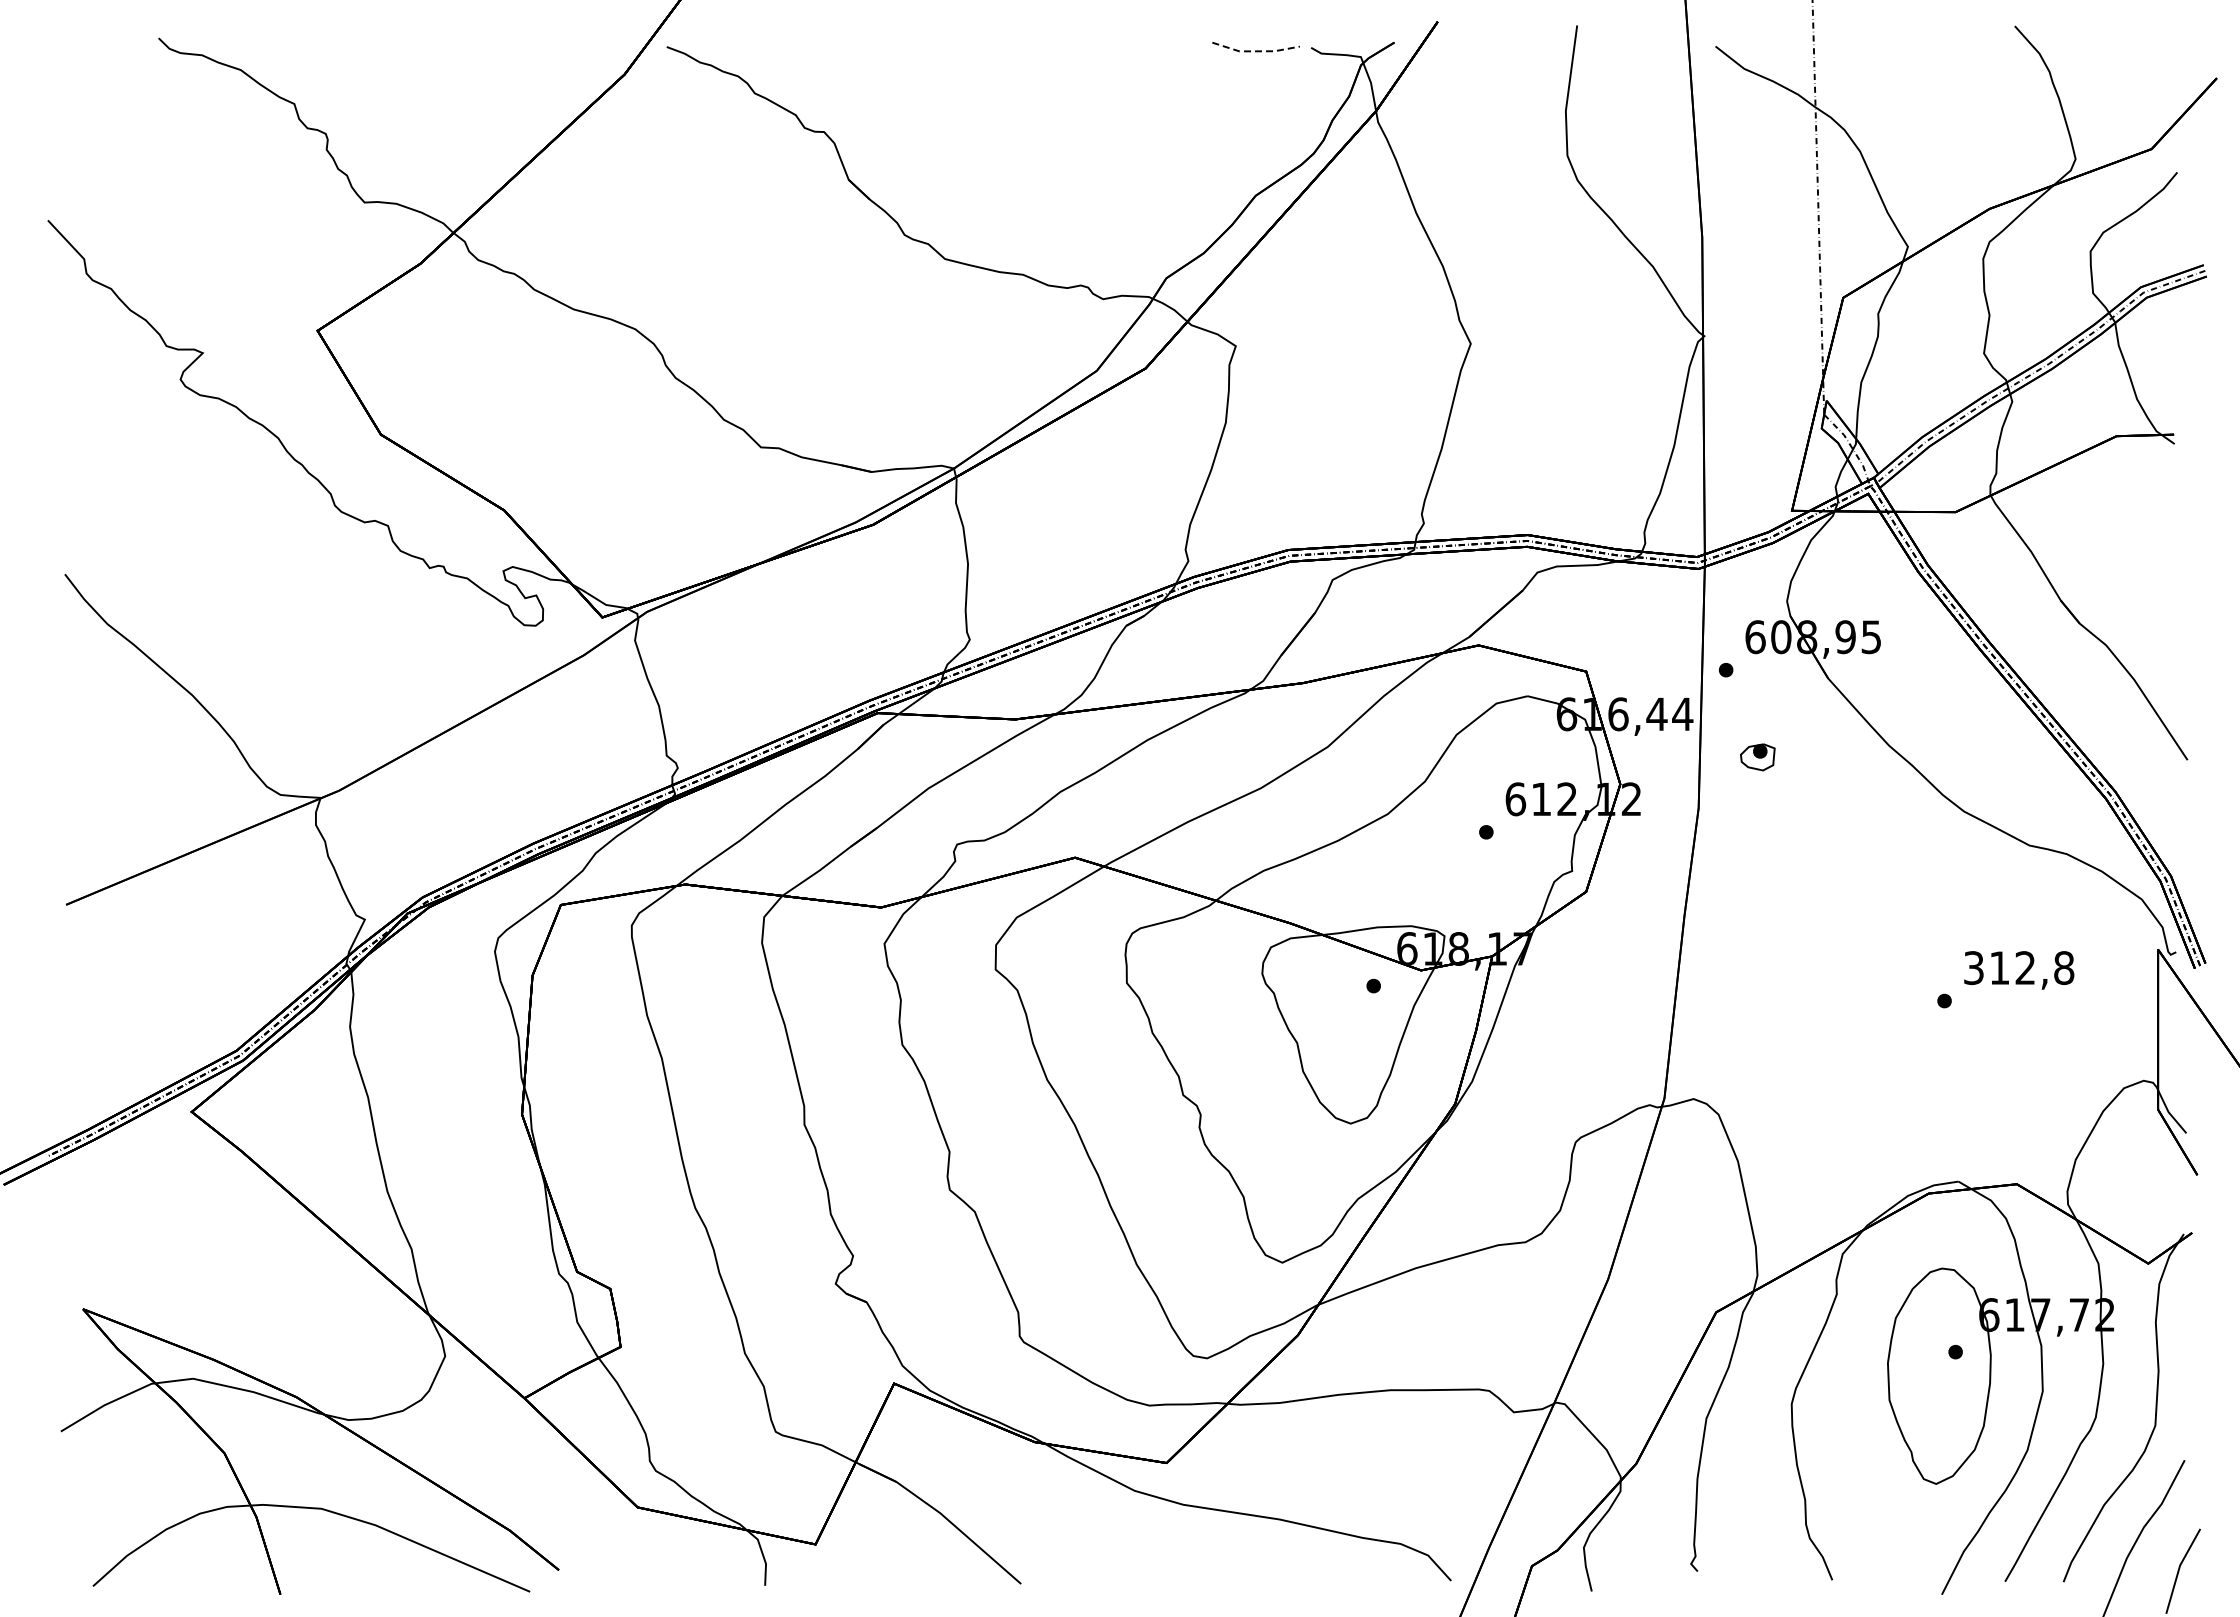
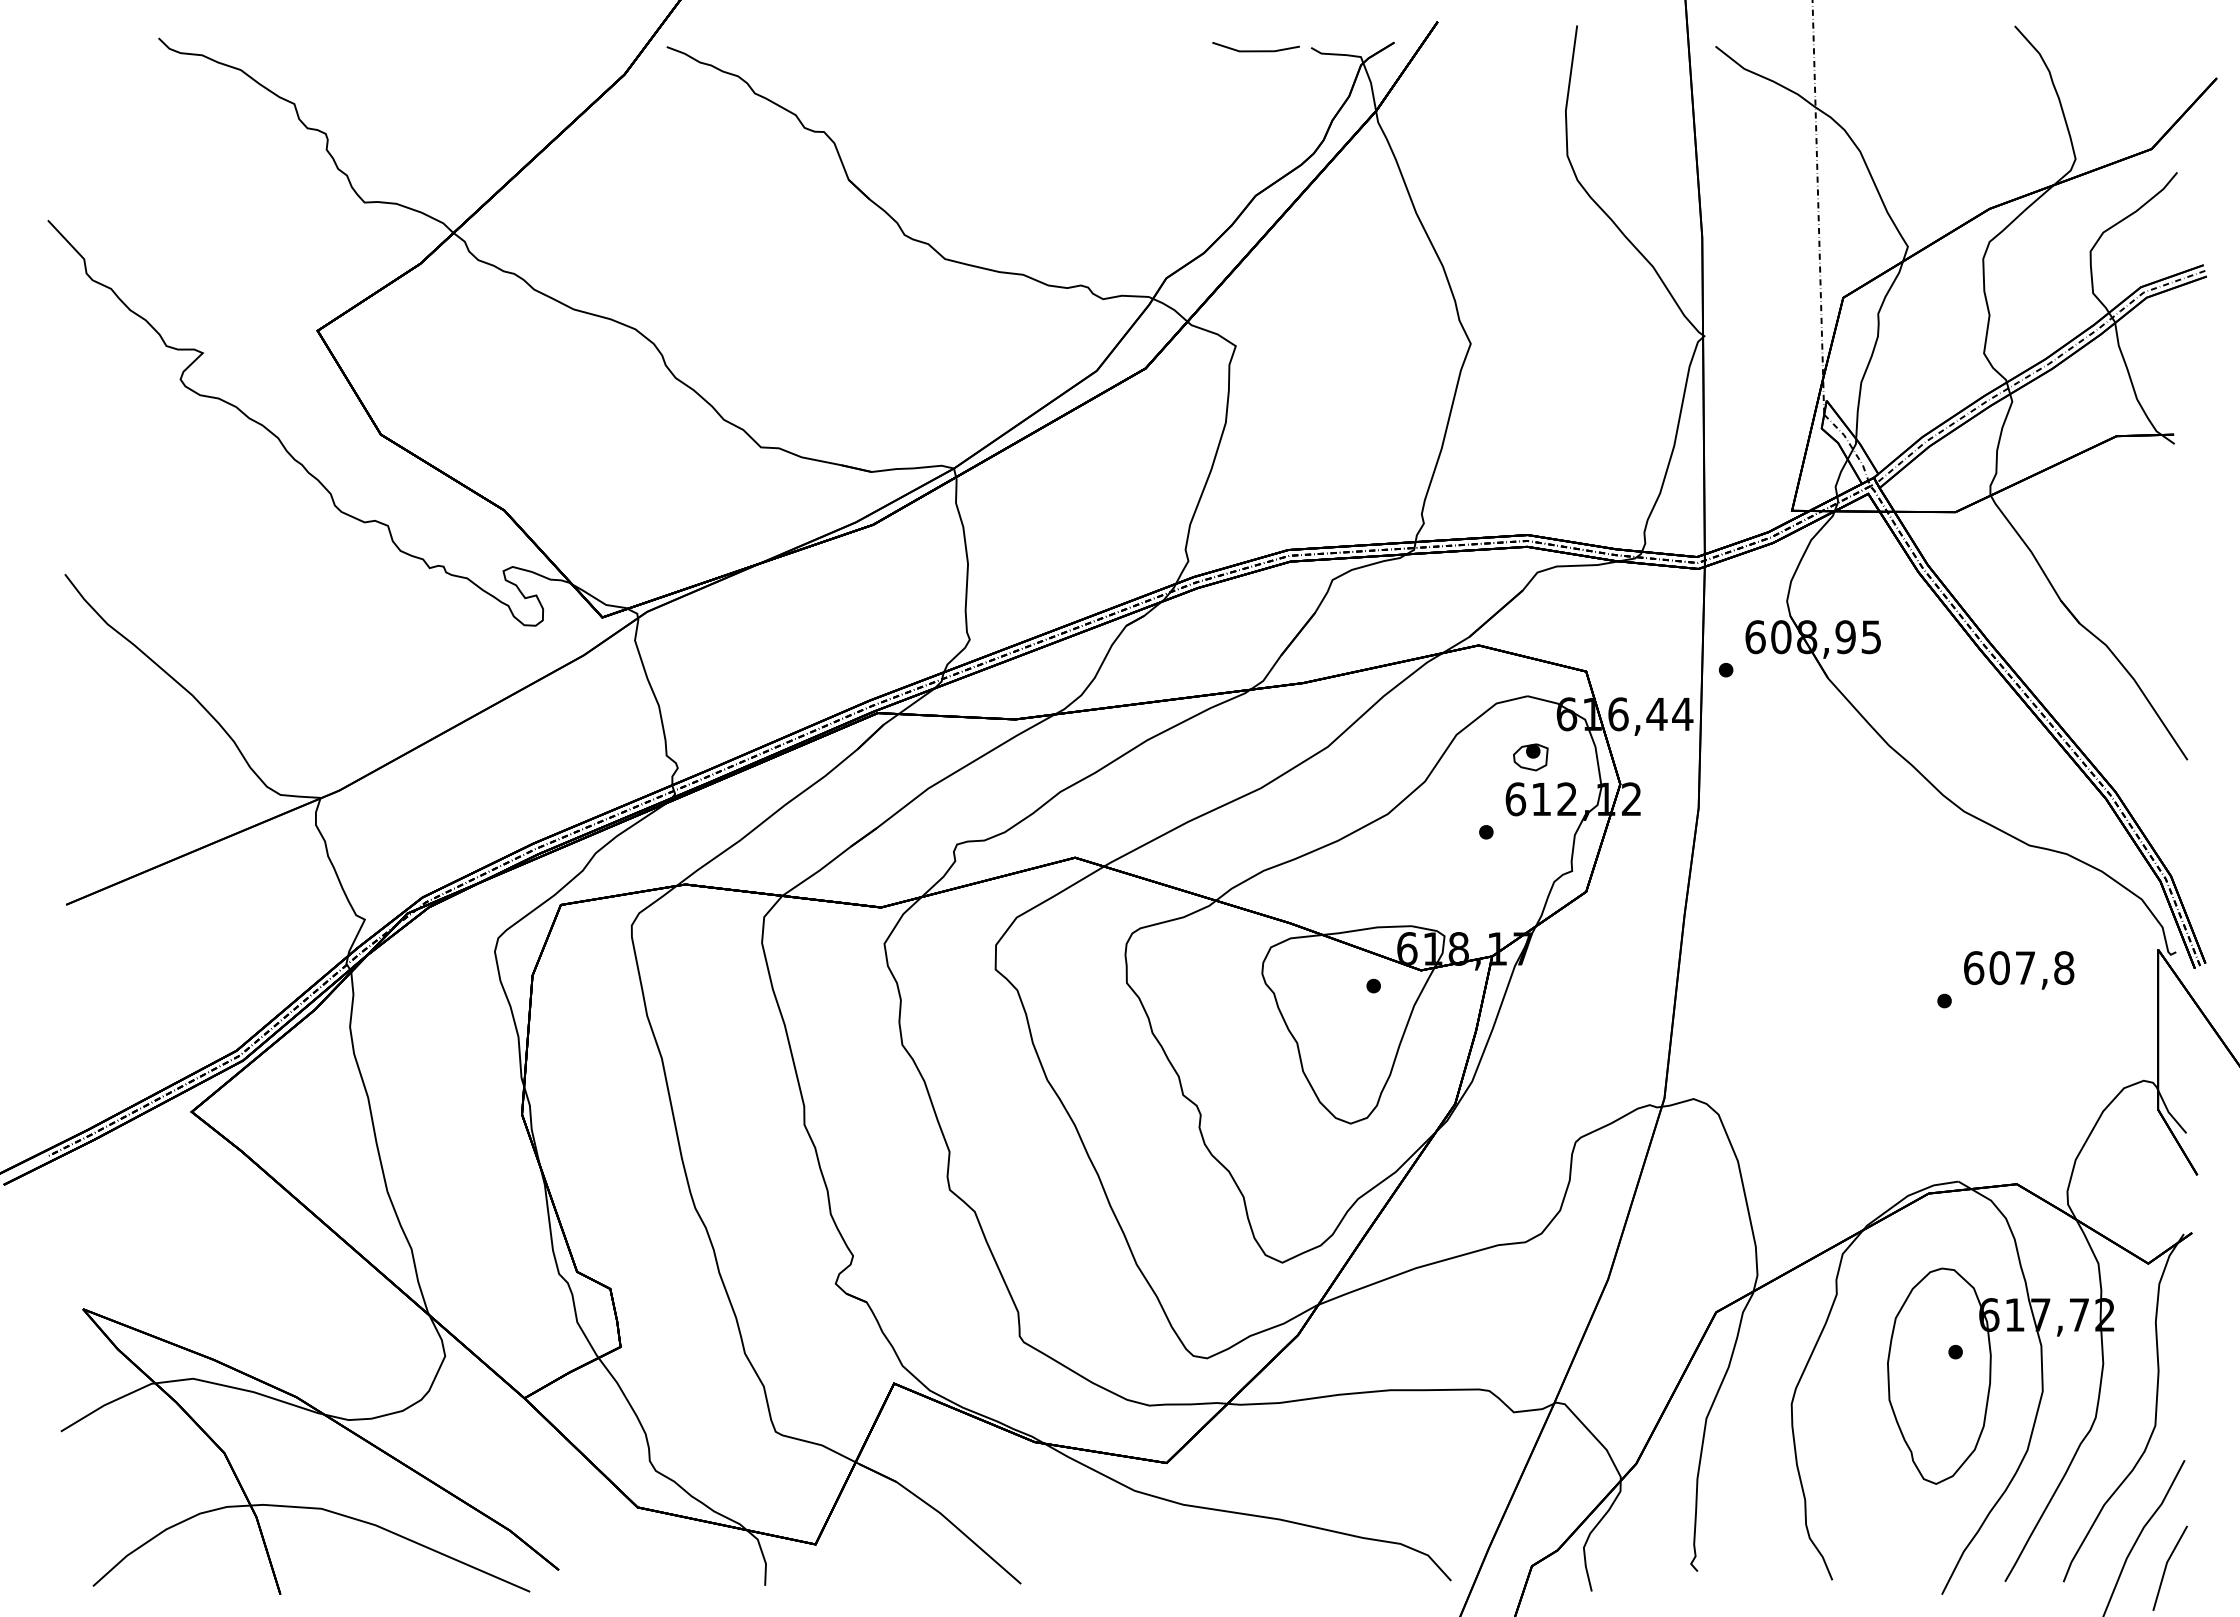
line: dashed -> solid (1256, 51)
part position: (1757, 757) -> (1530, 757) (1530, 757)
text: 312,8 -> 607,8 (1999, 968)
line position: (2180, 1568) -> (2167, 1565) (2167, 1565)
